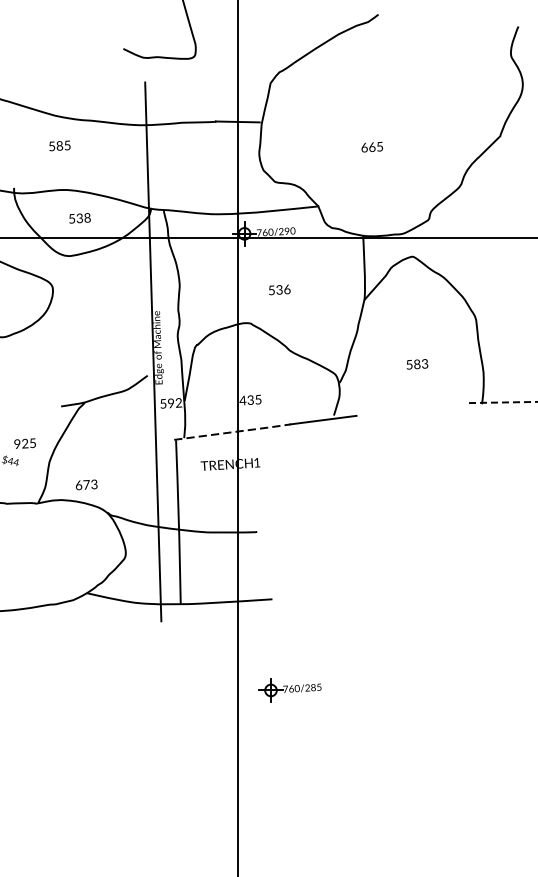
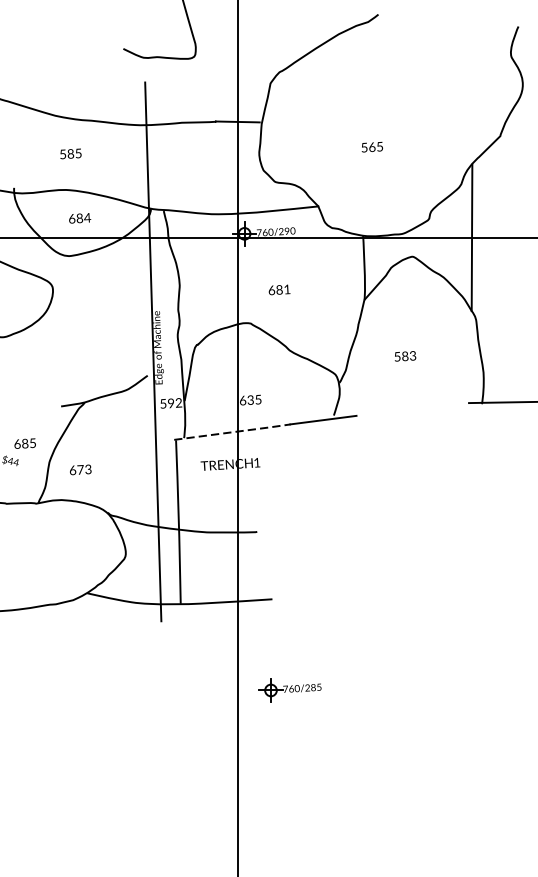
text position: (59, 145) -> (70, 153) (70, 153)
text: 665 -> 565 (364, 147)
text: 538 -> 684 (80, 218)
line: none -> present (471, 237)
text: 536 -> 681 (279, 289)
text position: (417, 364) -> (405, 356) (405, 356)
text: 435 -> 635 (242, 400)
line: dashed -> solid (503, 402)
text: 925 -> 685 (21, 443)
text position: (86, 484) -> (80, 469) (80, 469)
